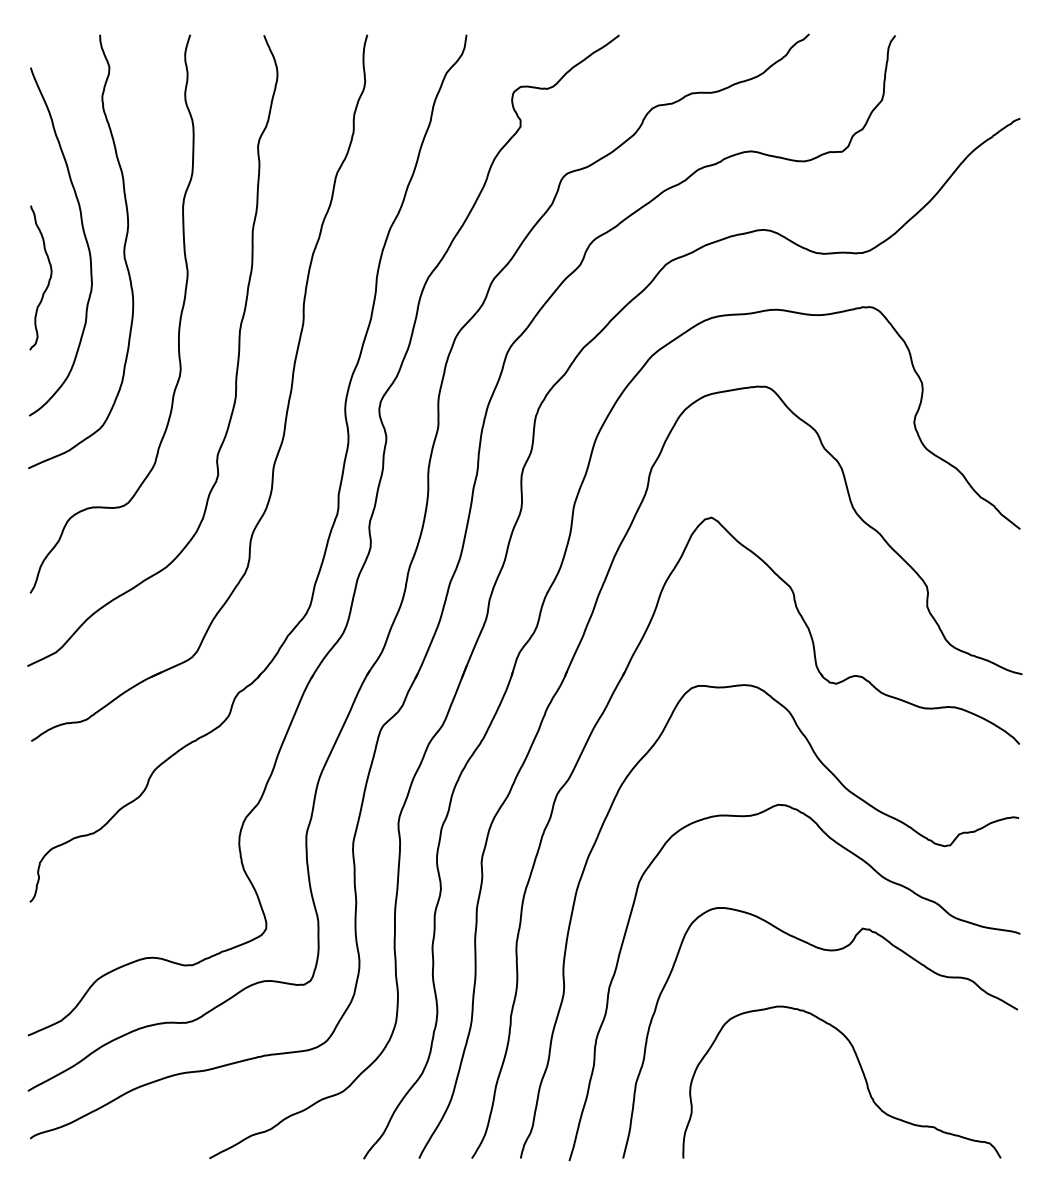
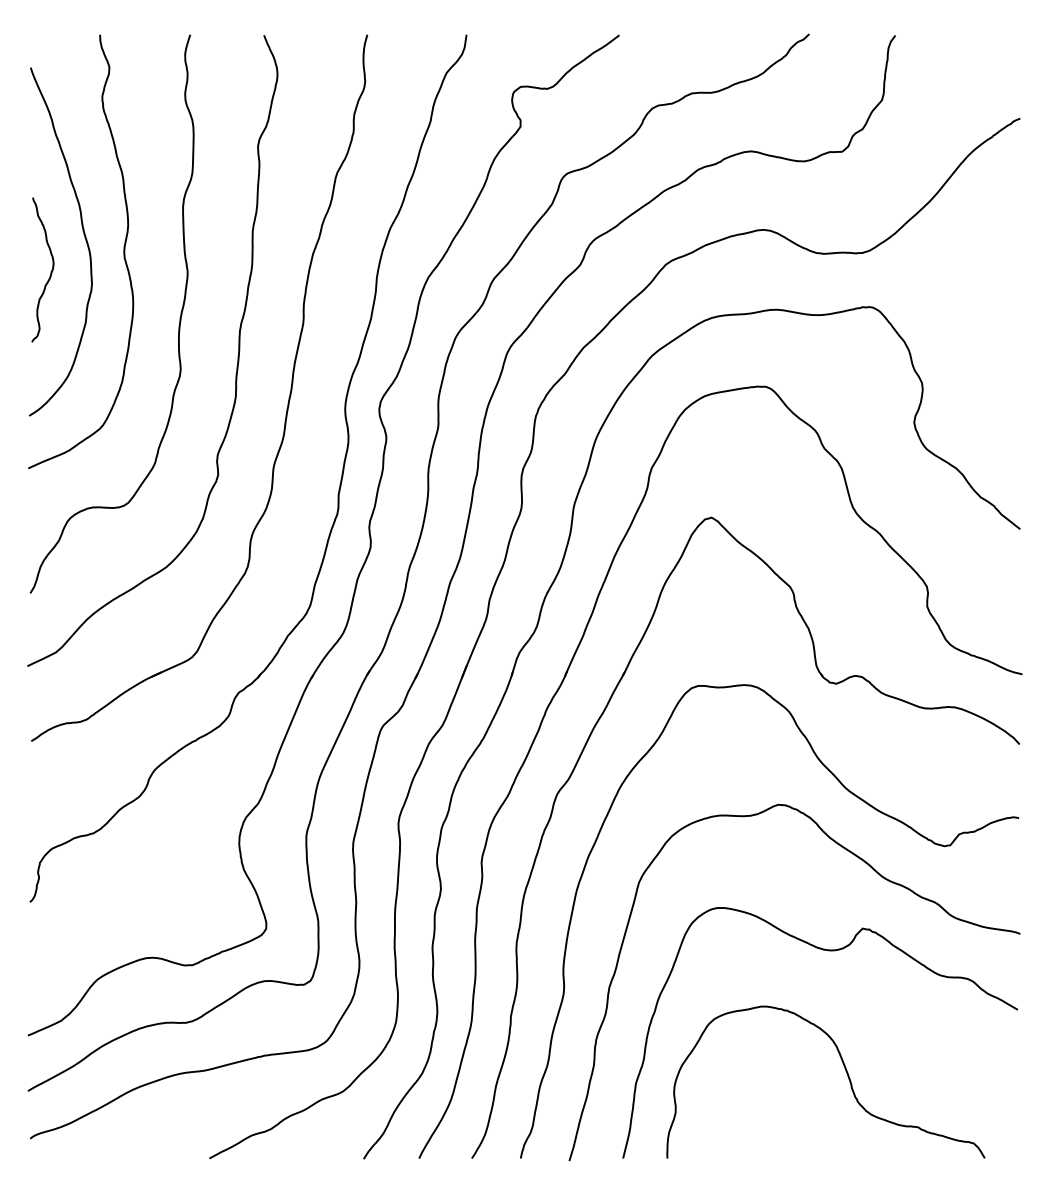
curve position: (48, 279) -> (50, 271) (50, 271)
curve position: (861, 1071) -> (845, 1071) (845, 1071)
